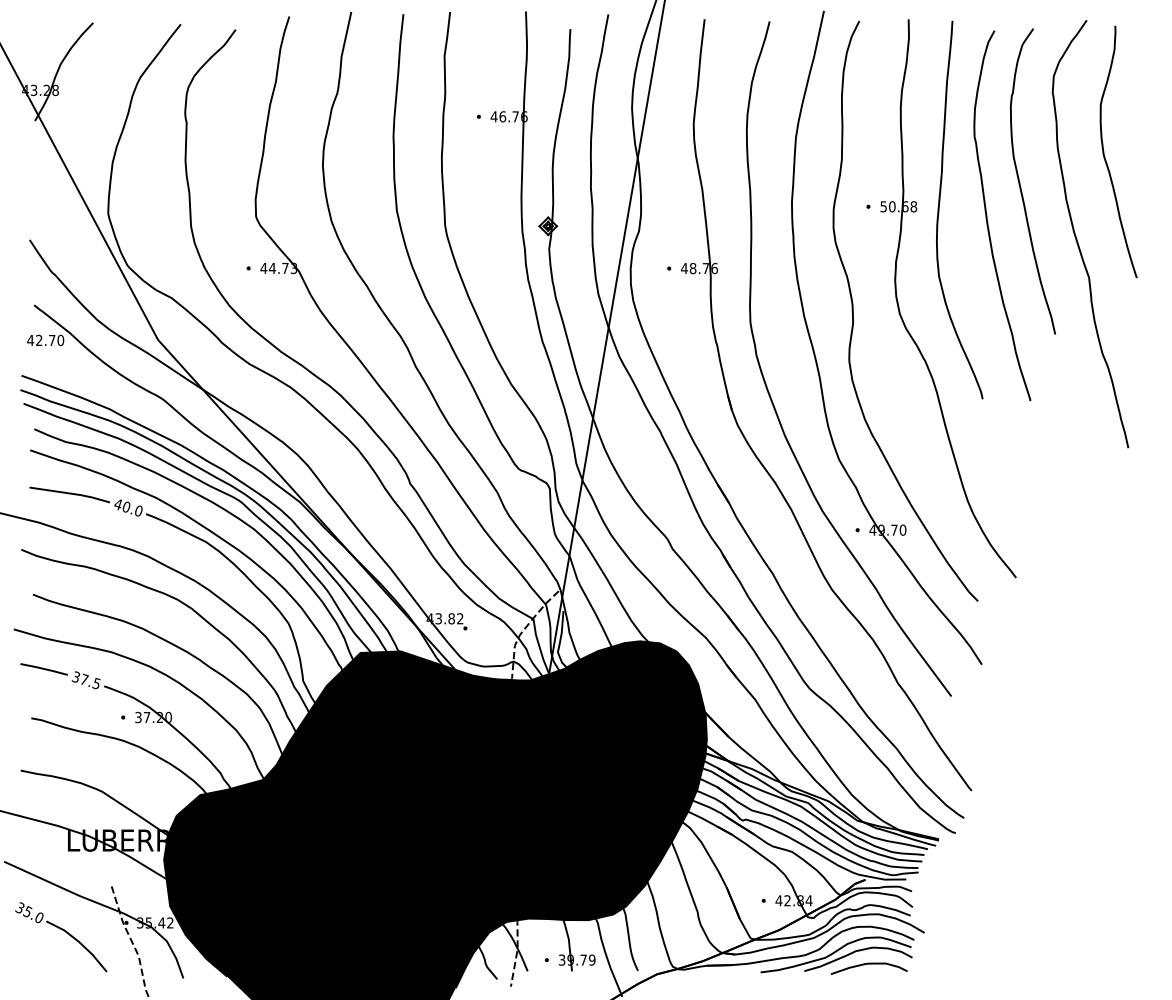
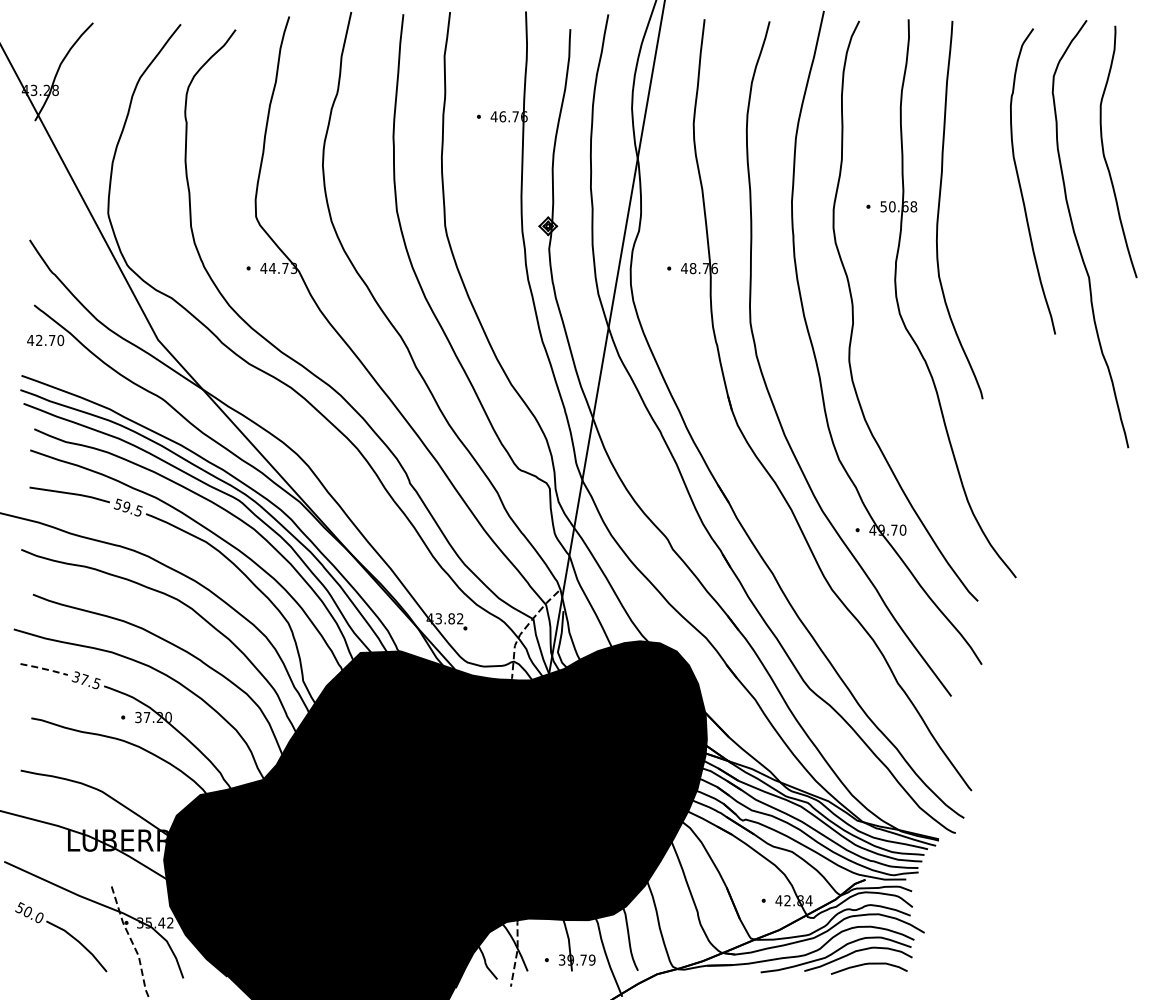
curve: present -> none (987, 215)
text: 40.0 -> 59.5 (127, 507)
line: solid -> dashed (44, 669)
text: 35.0 -> 50.0 (25, 909)
